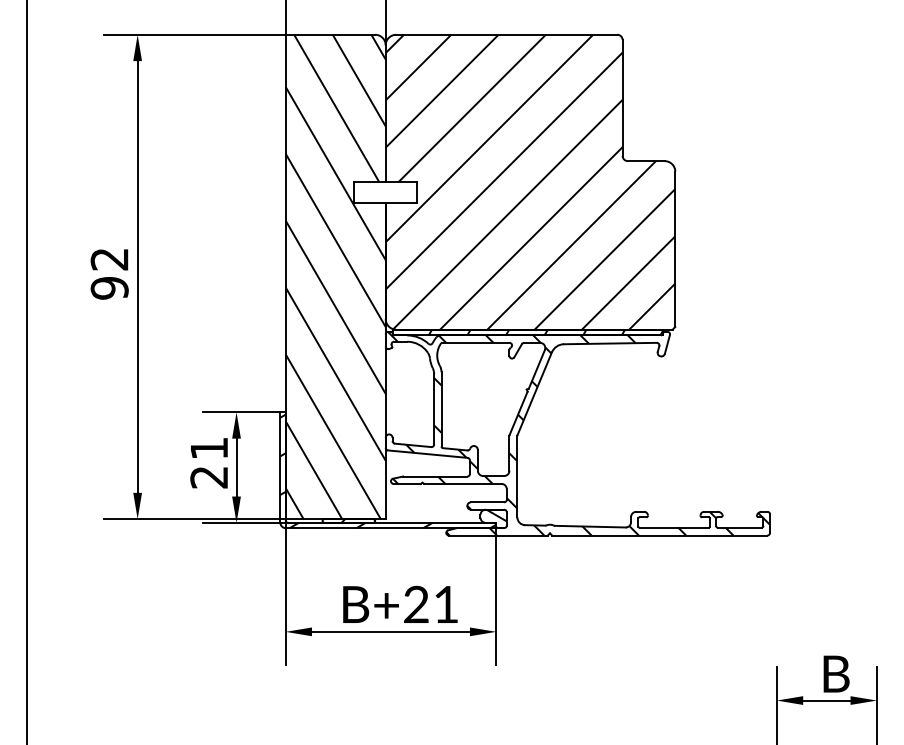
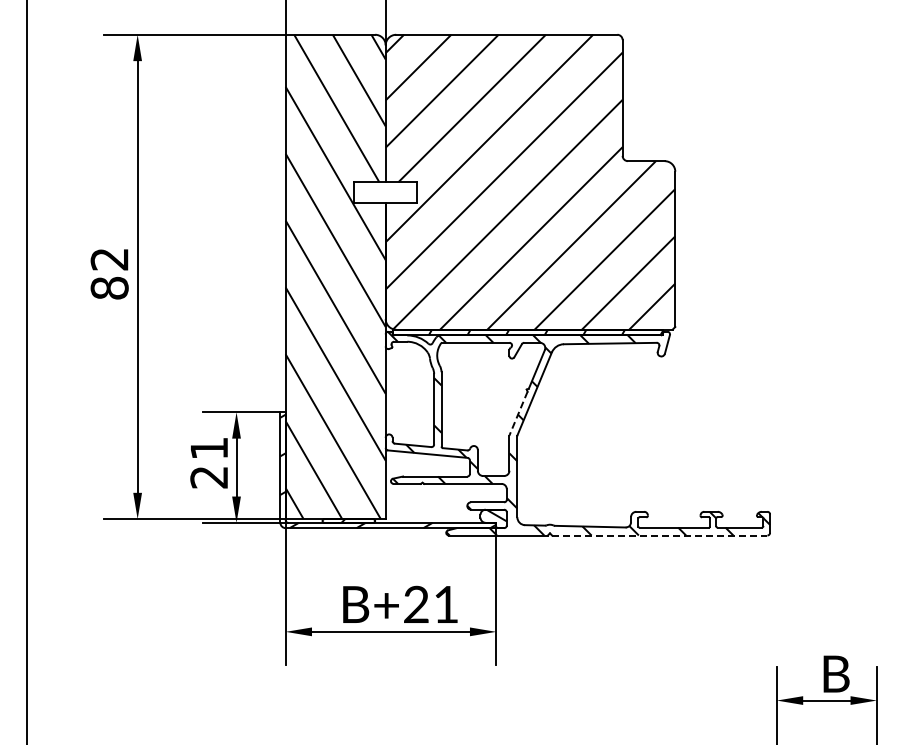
text: 92 -> 82 (109, 287)
line: solid -> dashed (518, 413)
line: solid -> dashed (659, 535)
